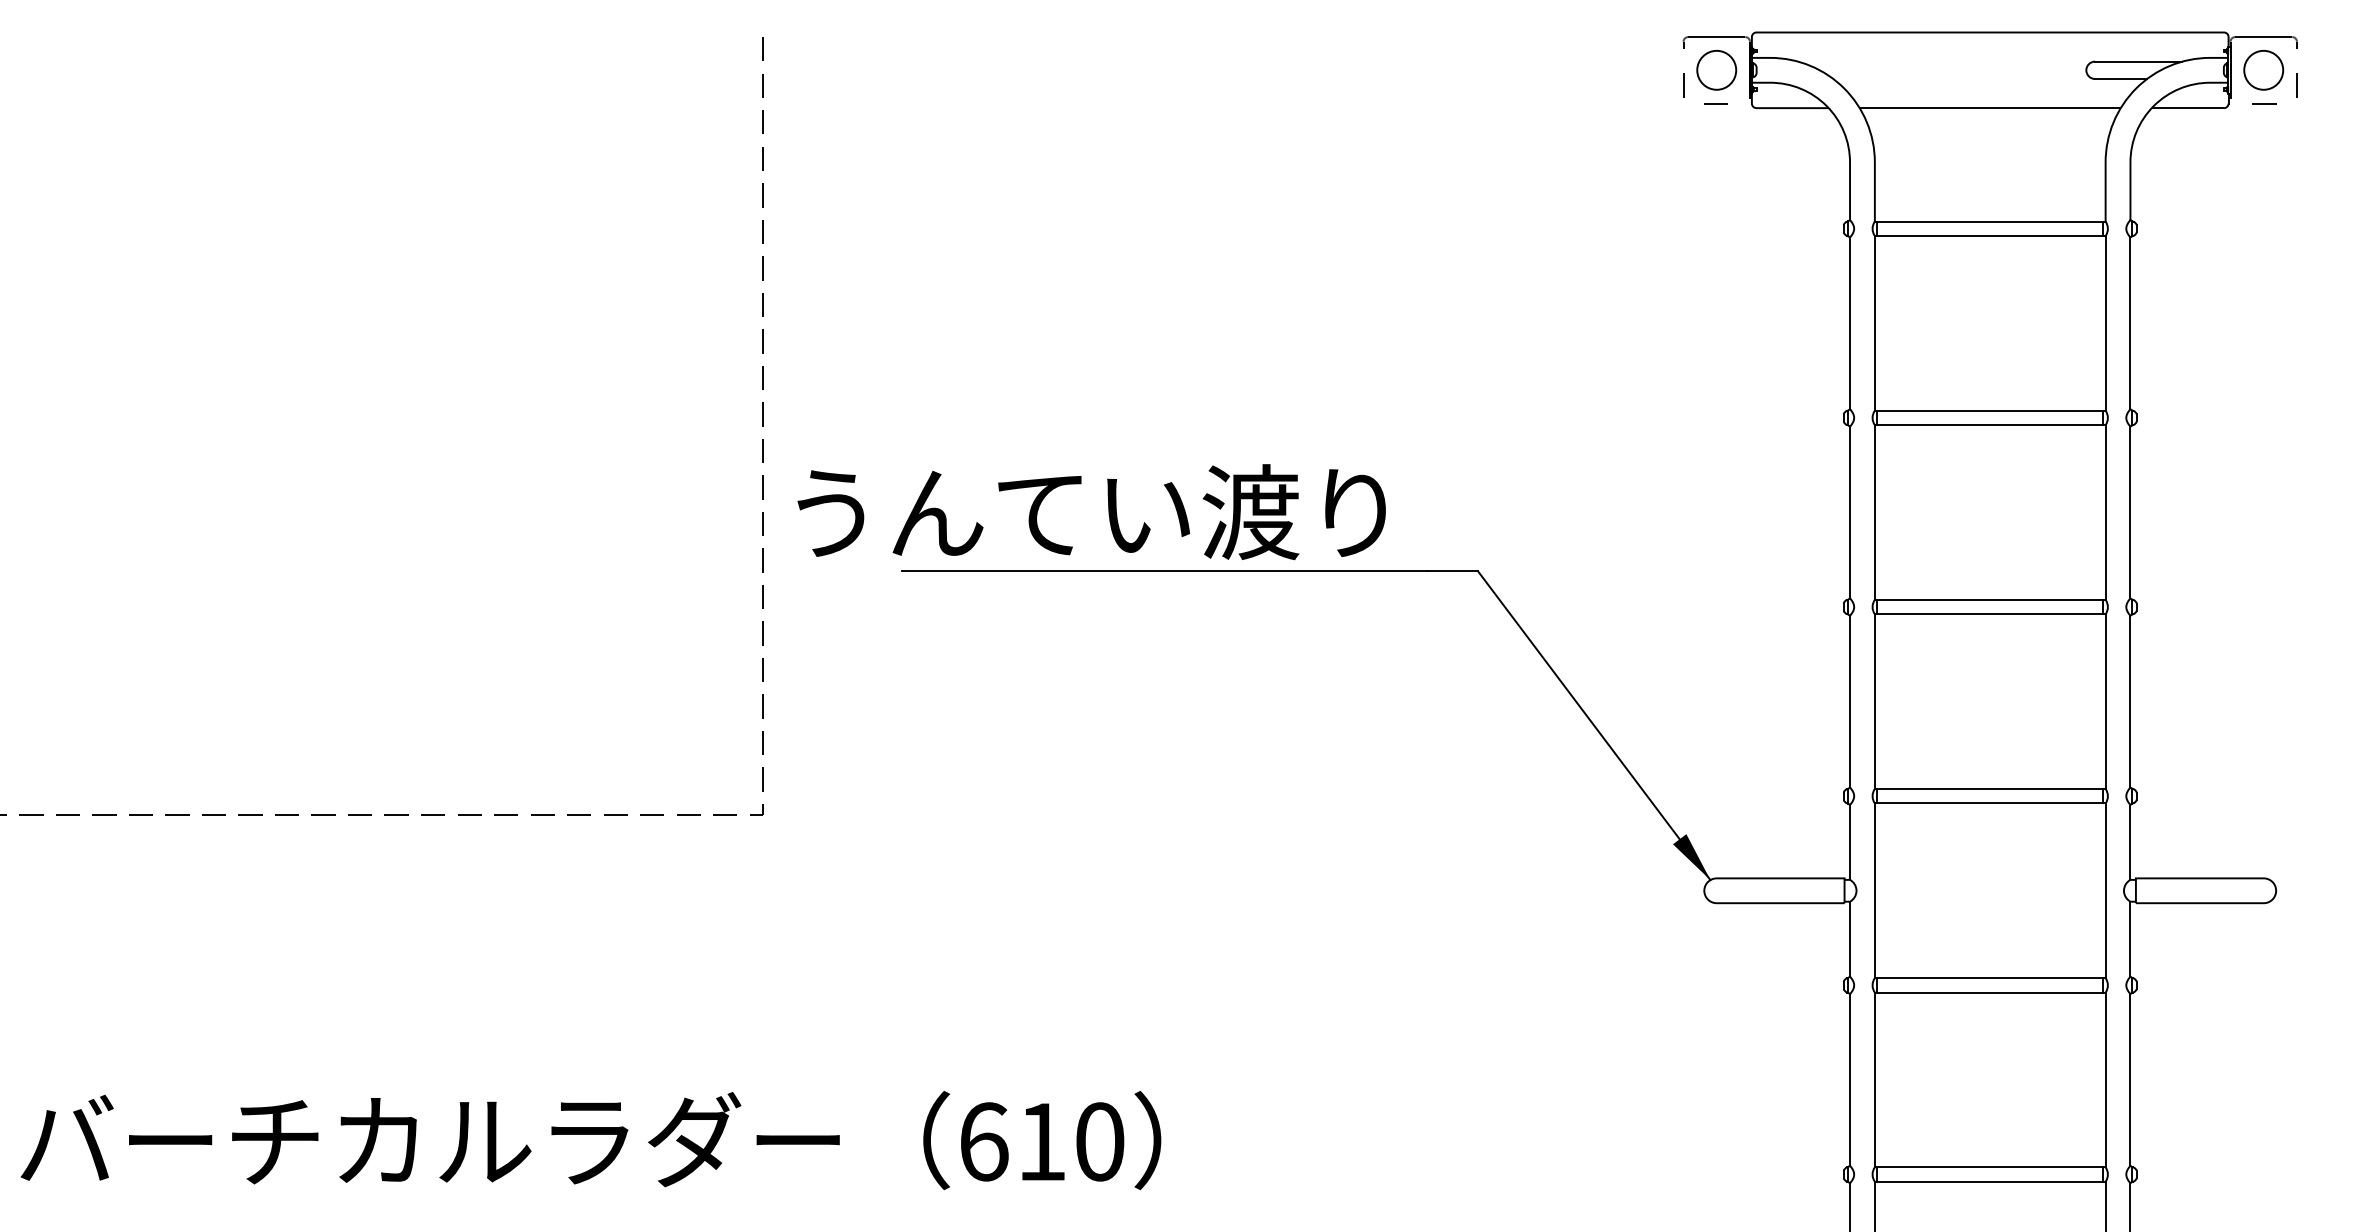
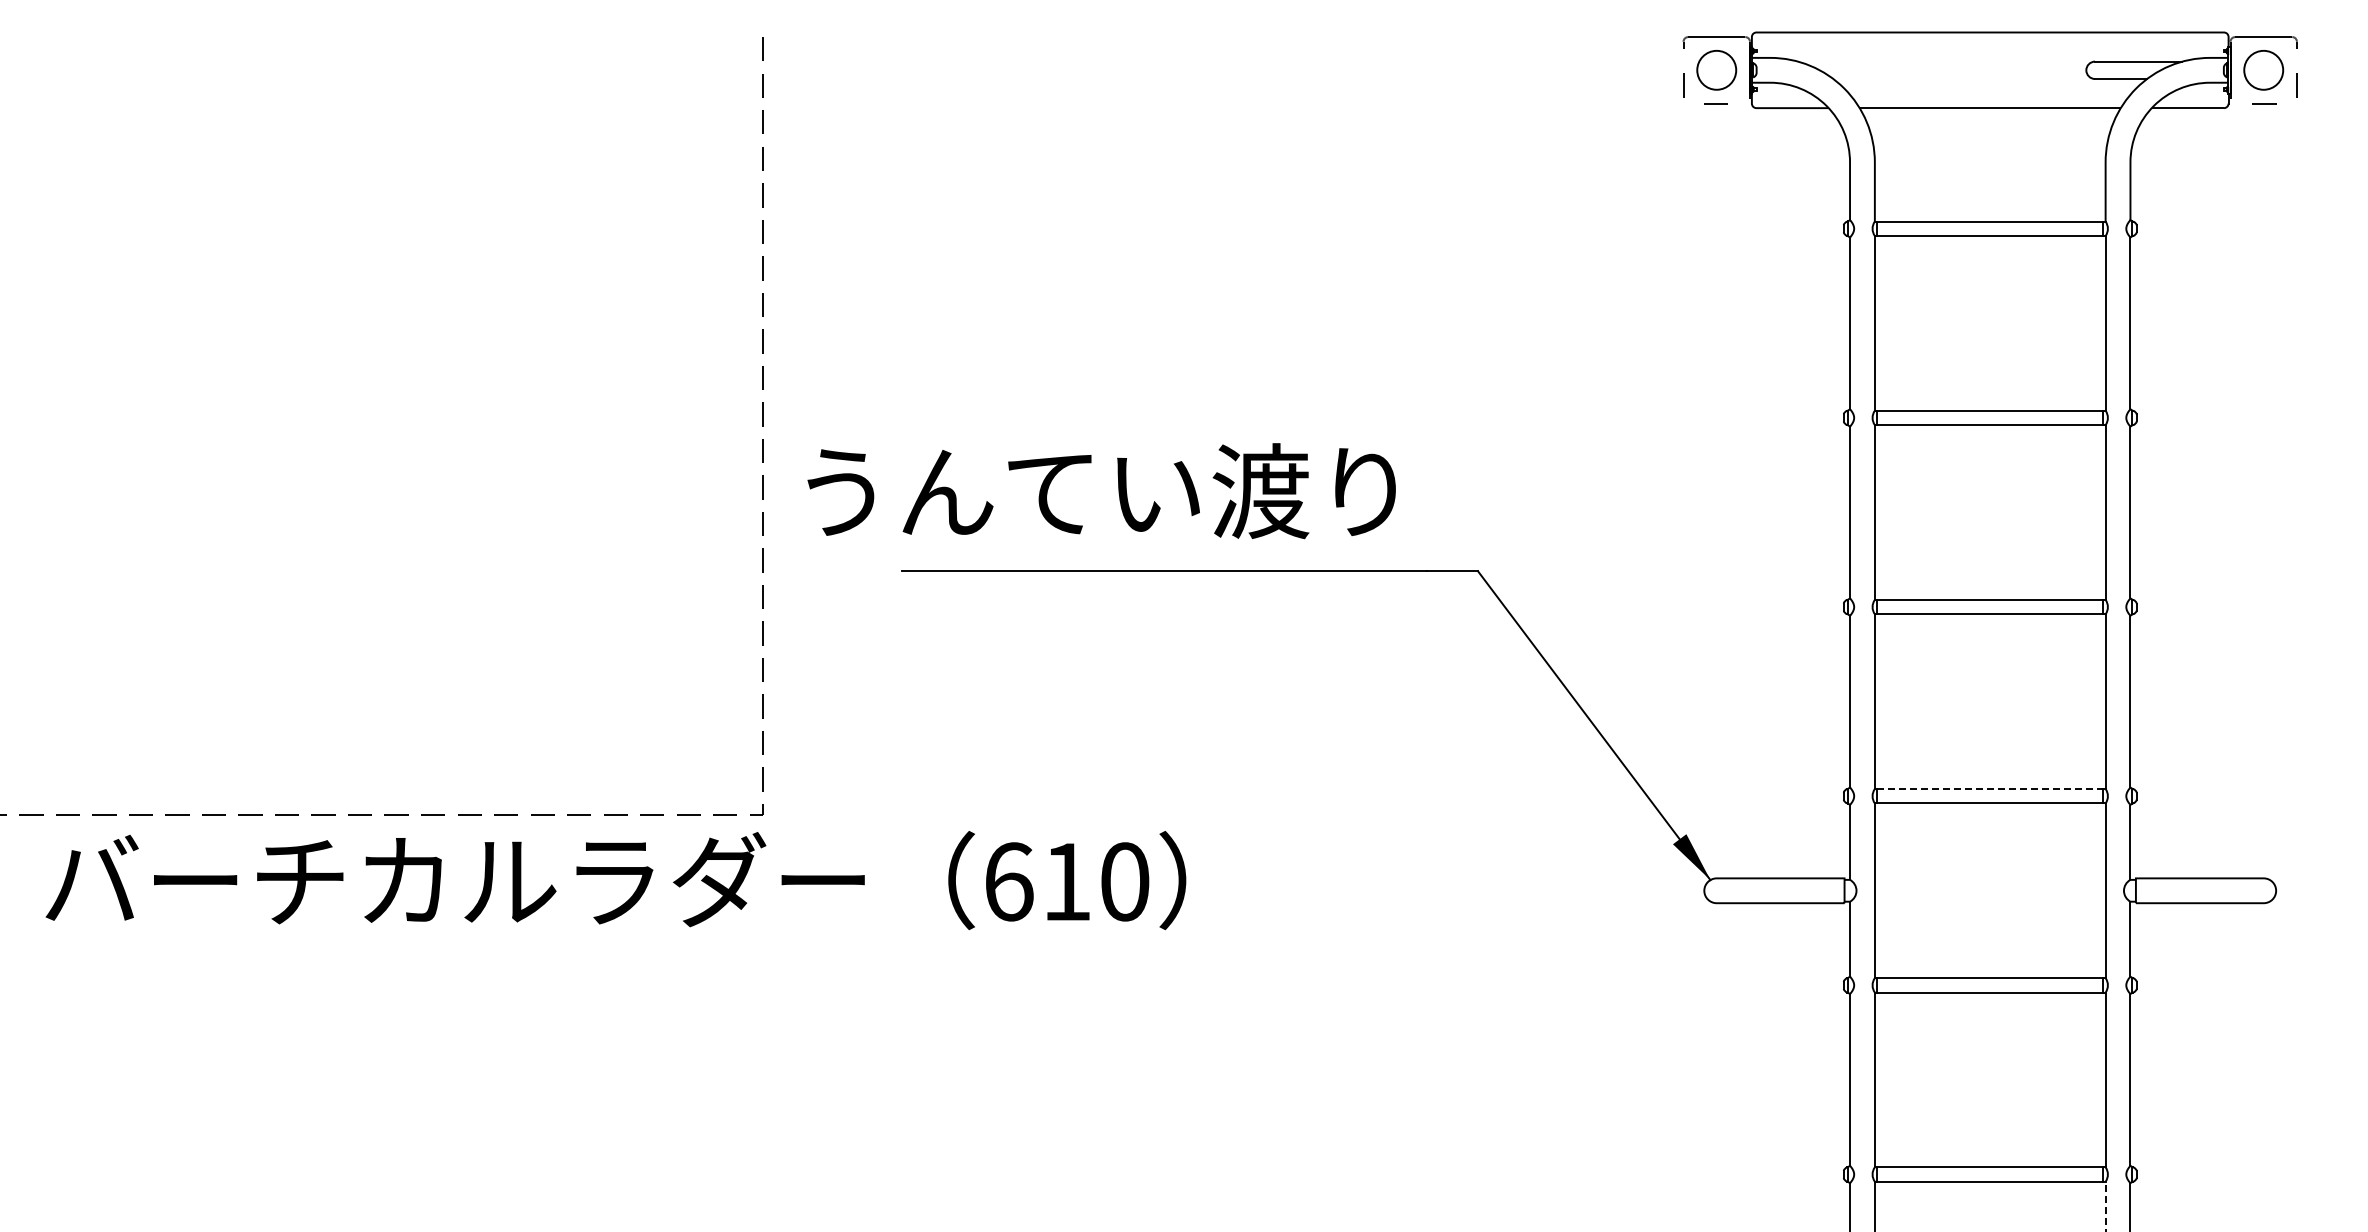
text position: (1091, 512) -> (1101, 491) (1101, 491)
line: solid -> dashed (1990, 789)
text position: (590, 1140) -> (615, 880) (615, 880)
line: solid -> dashed (2105, 1206)
